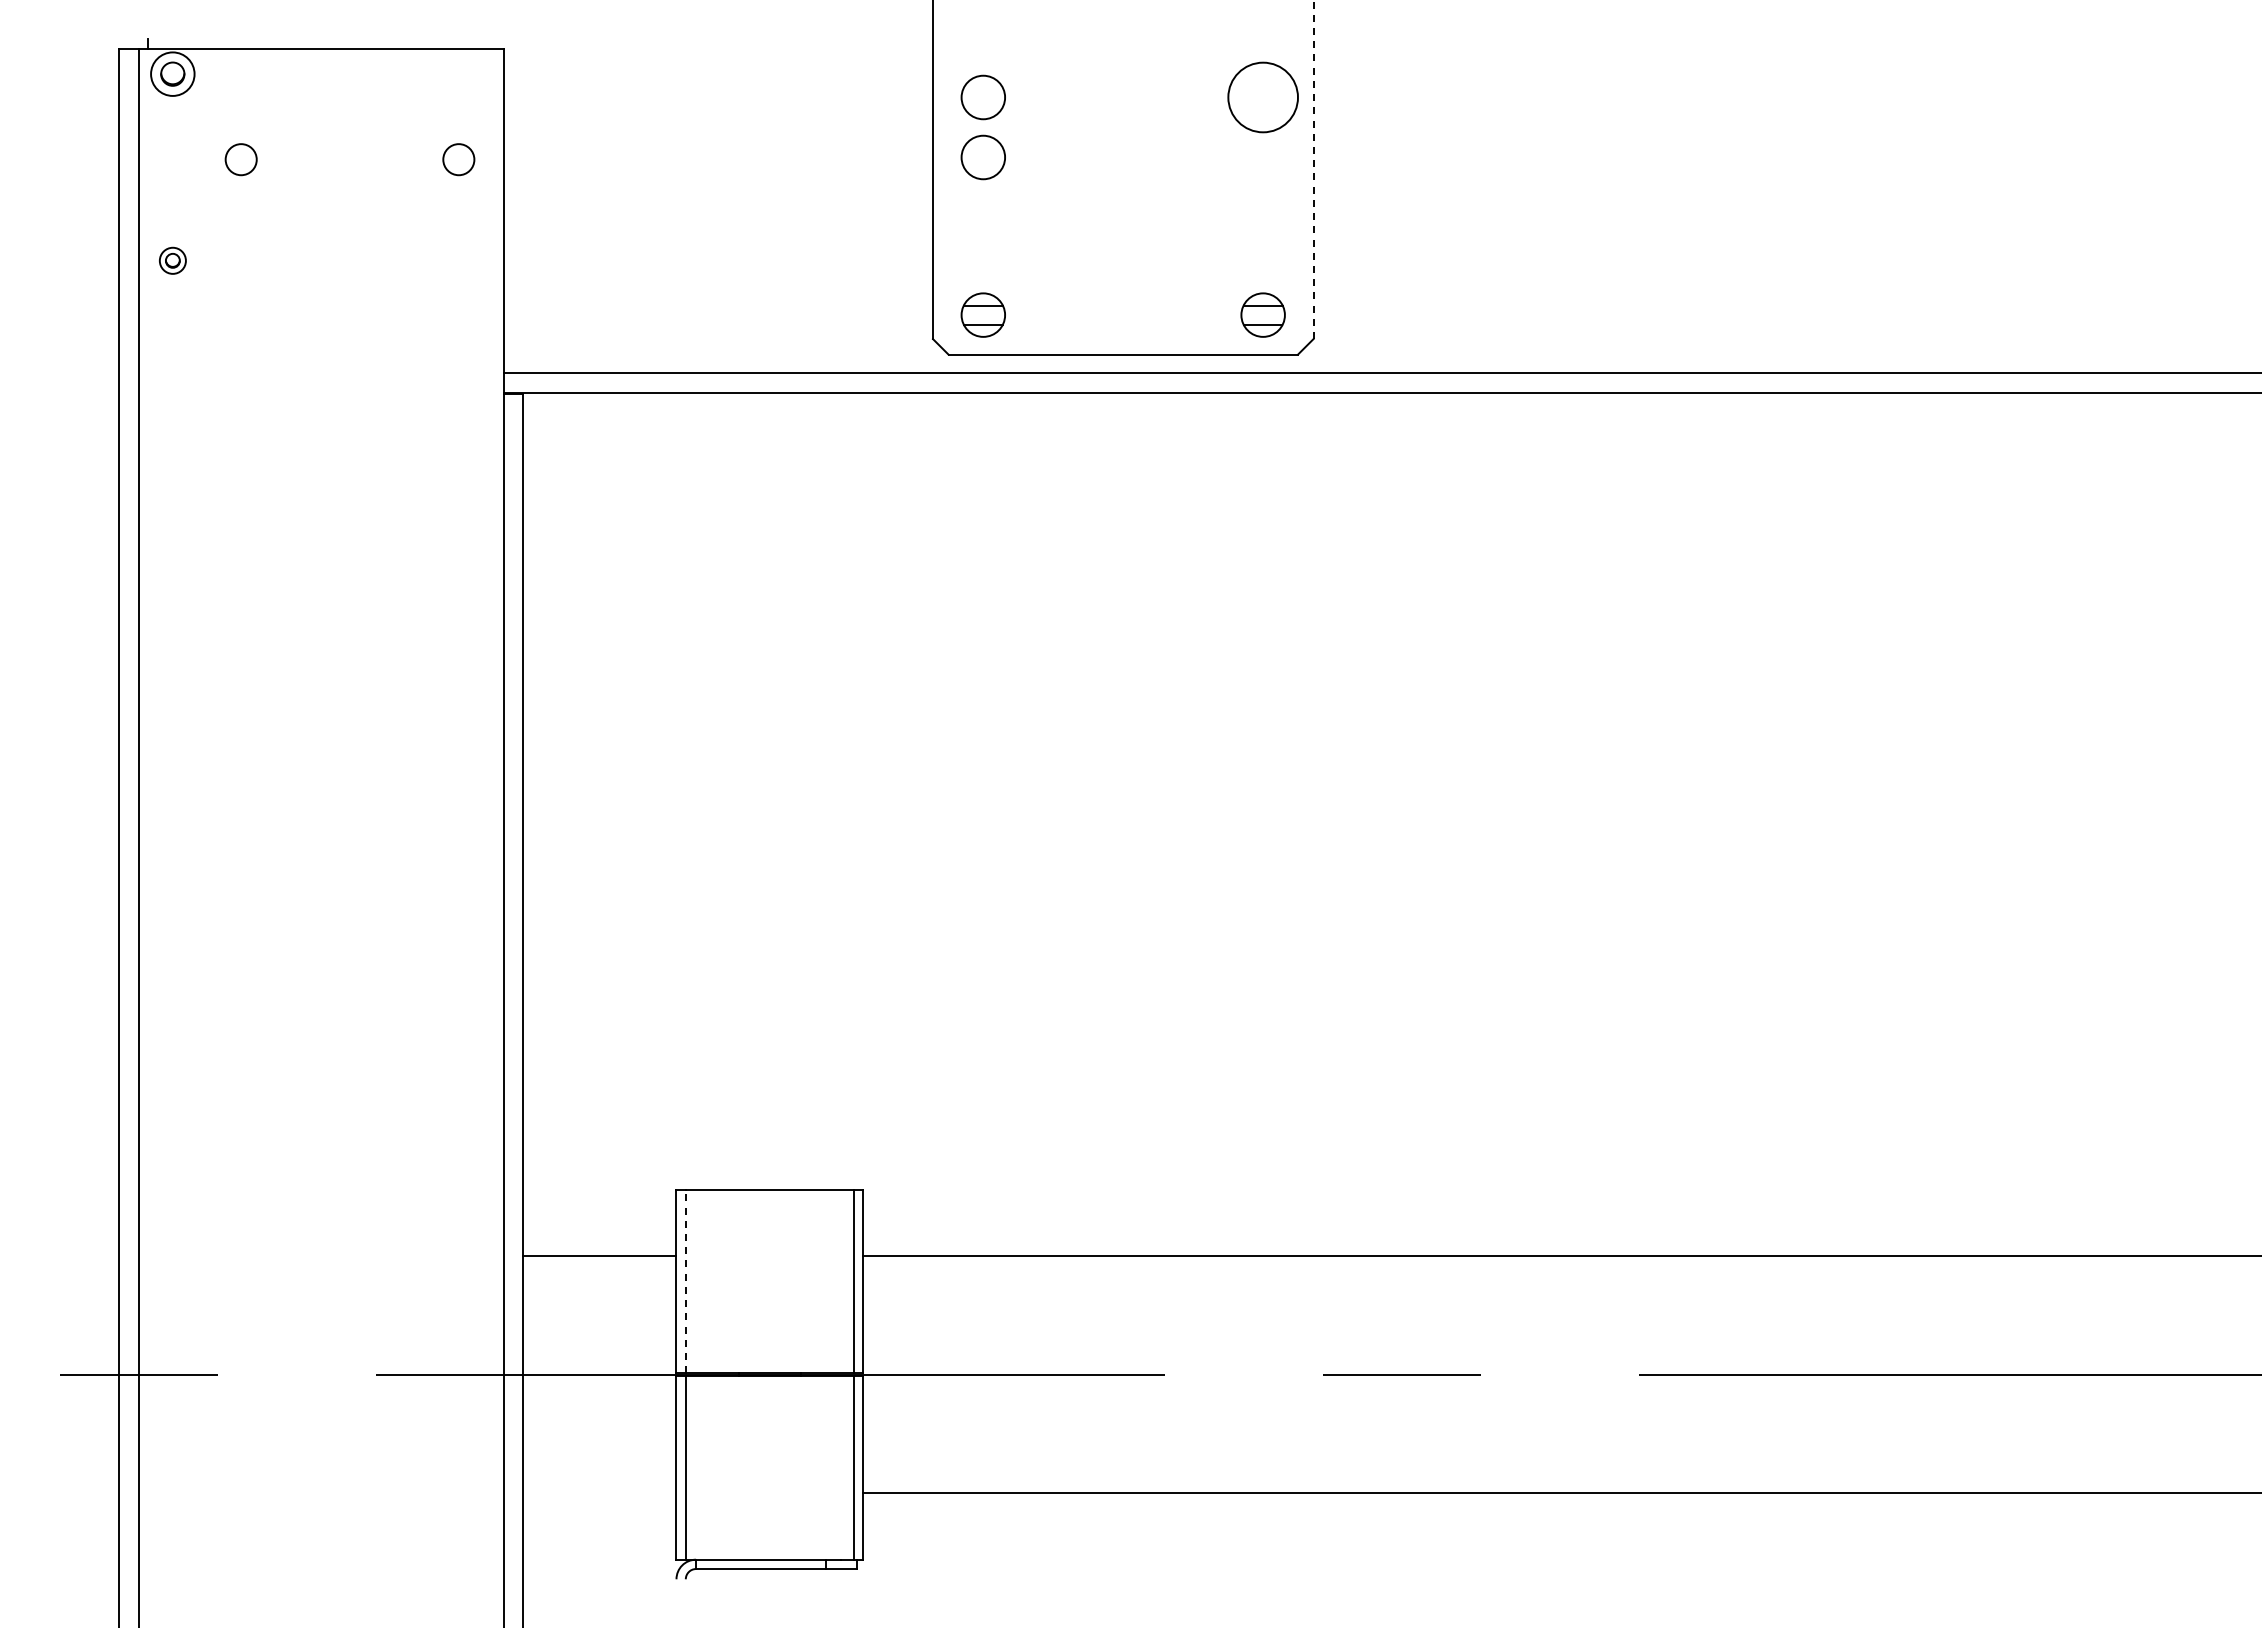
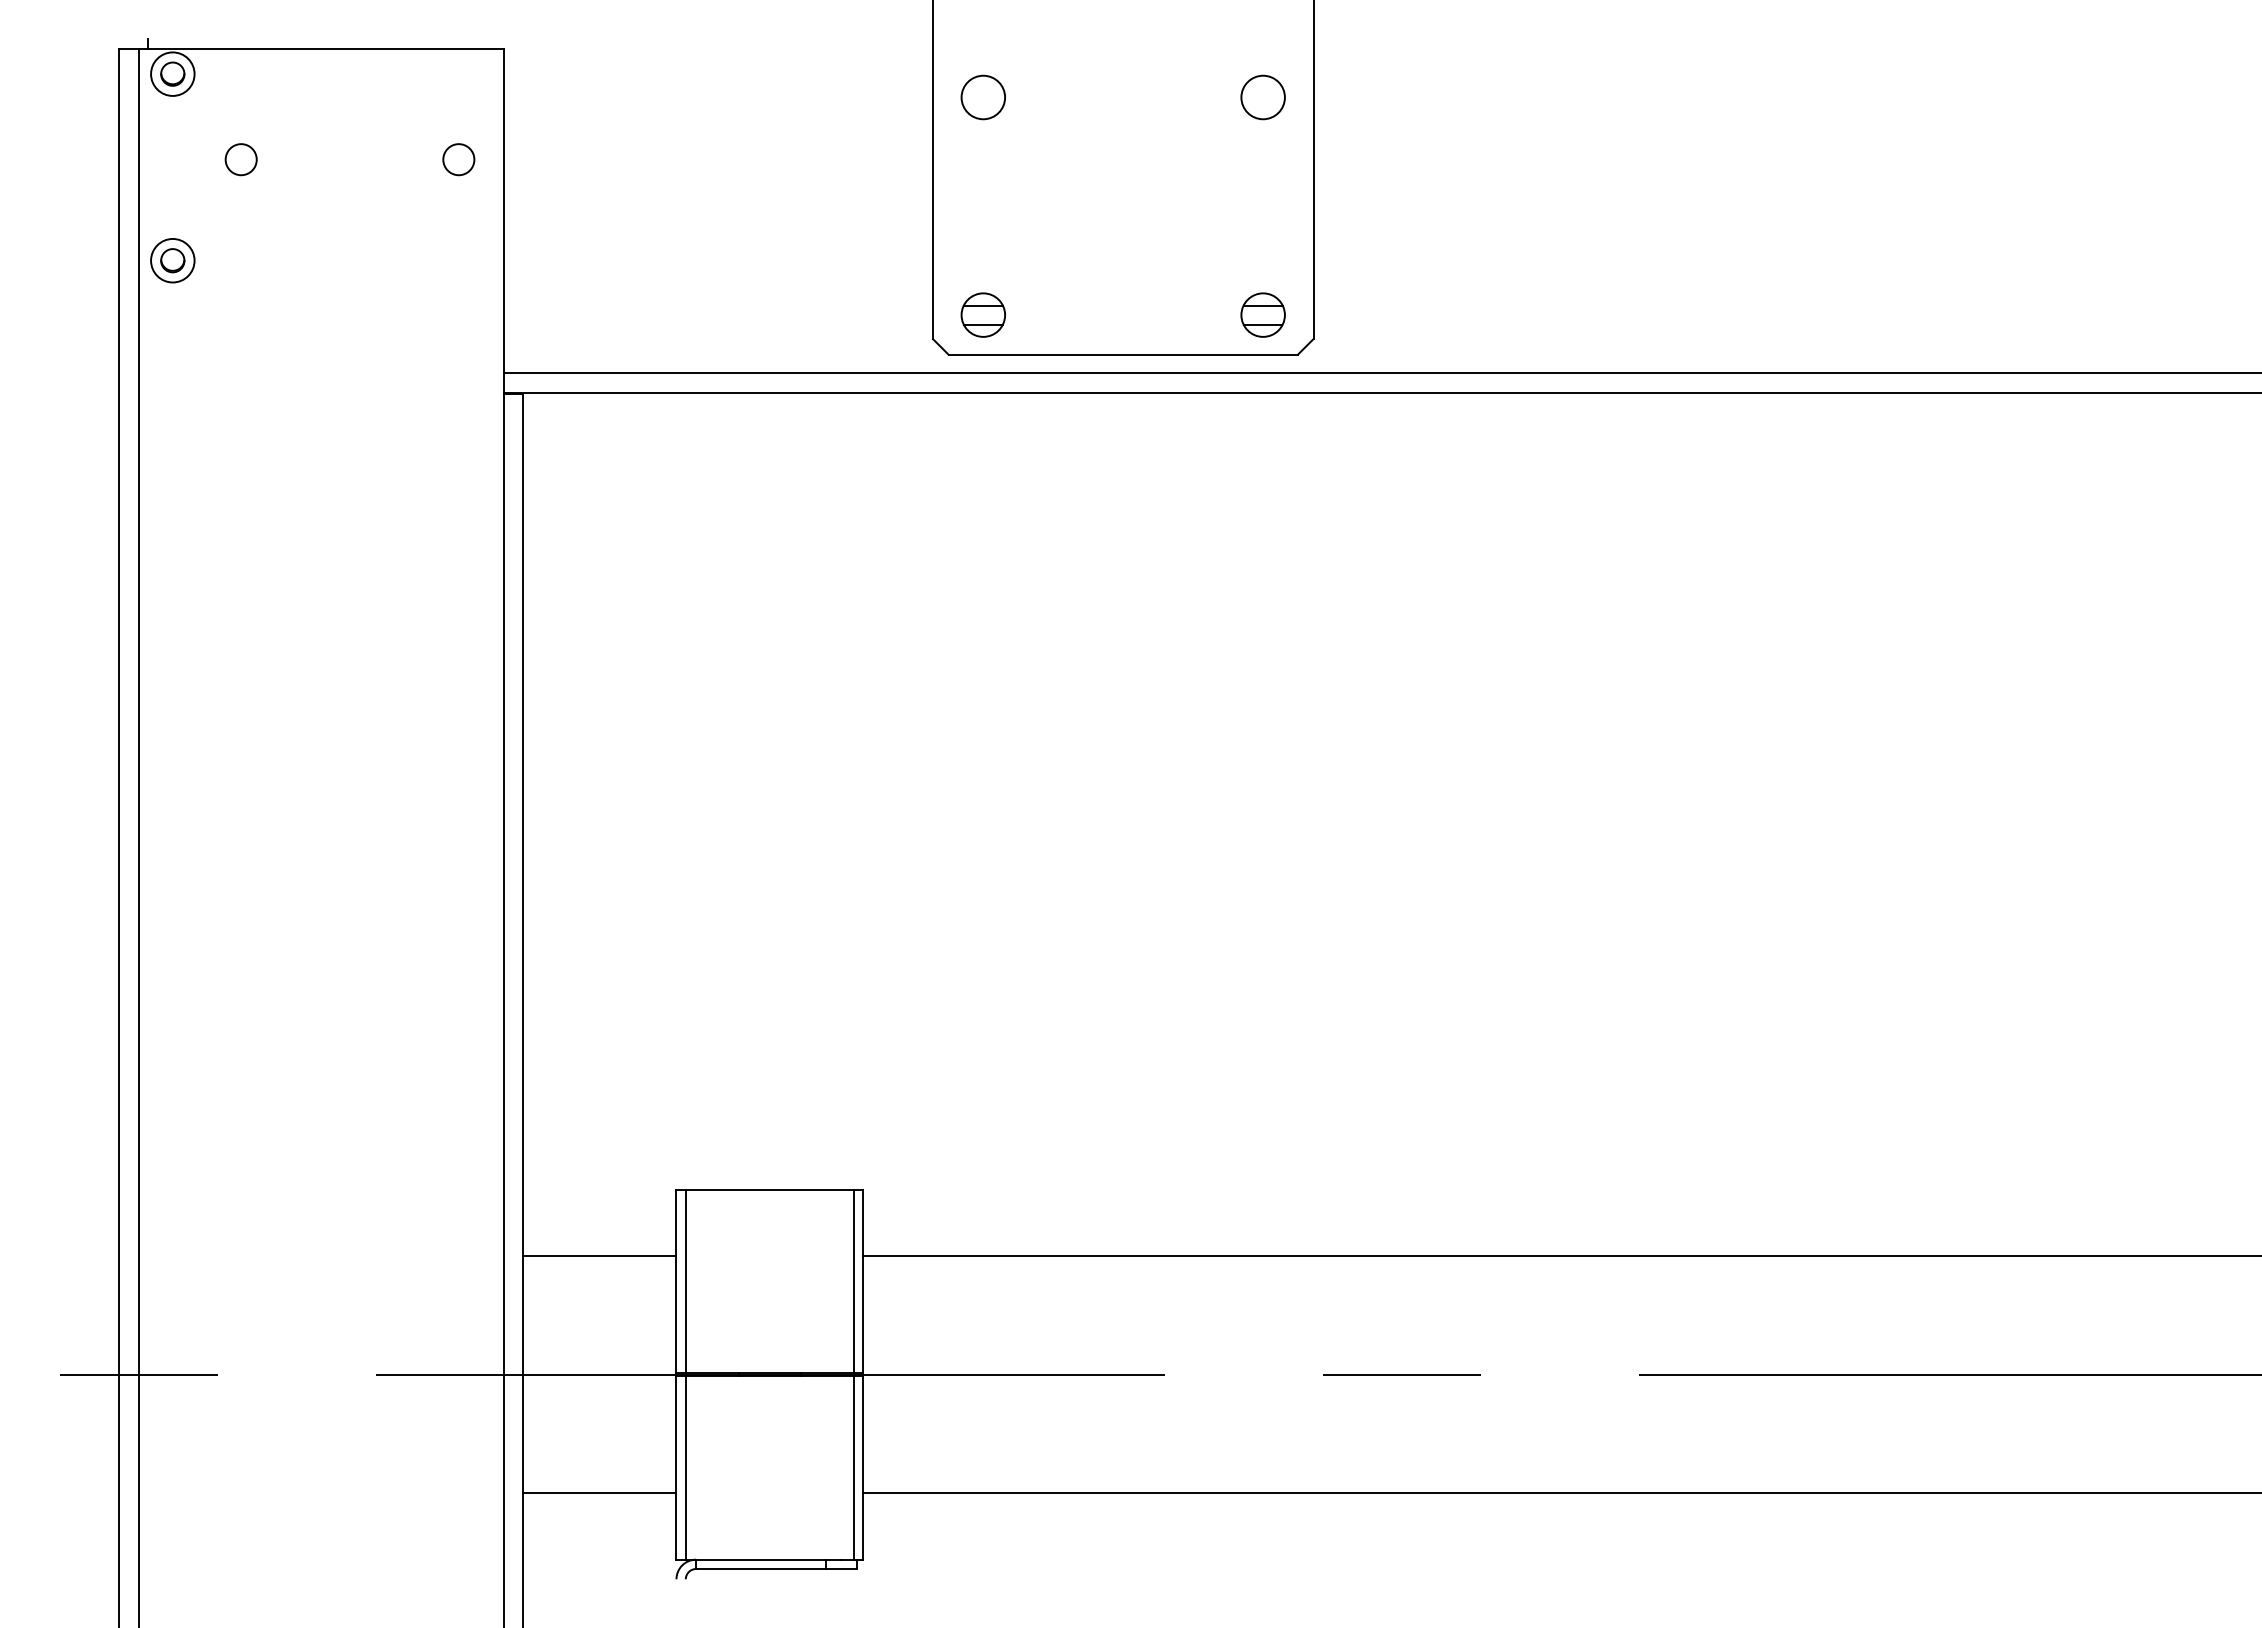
circle diameter: 70 px -> 44 px (1262, 97)
circle: present -> none (982, 157)
line: dashed -> solid (1313, 169)
part size: 28x29 px -> 46x46 px (172, 260)
line: dashed -> solid (685, 1281)
line: none -> present (599, 1493)
